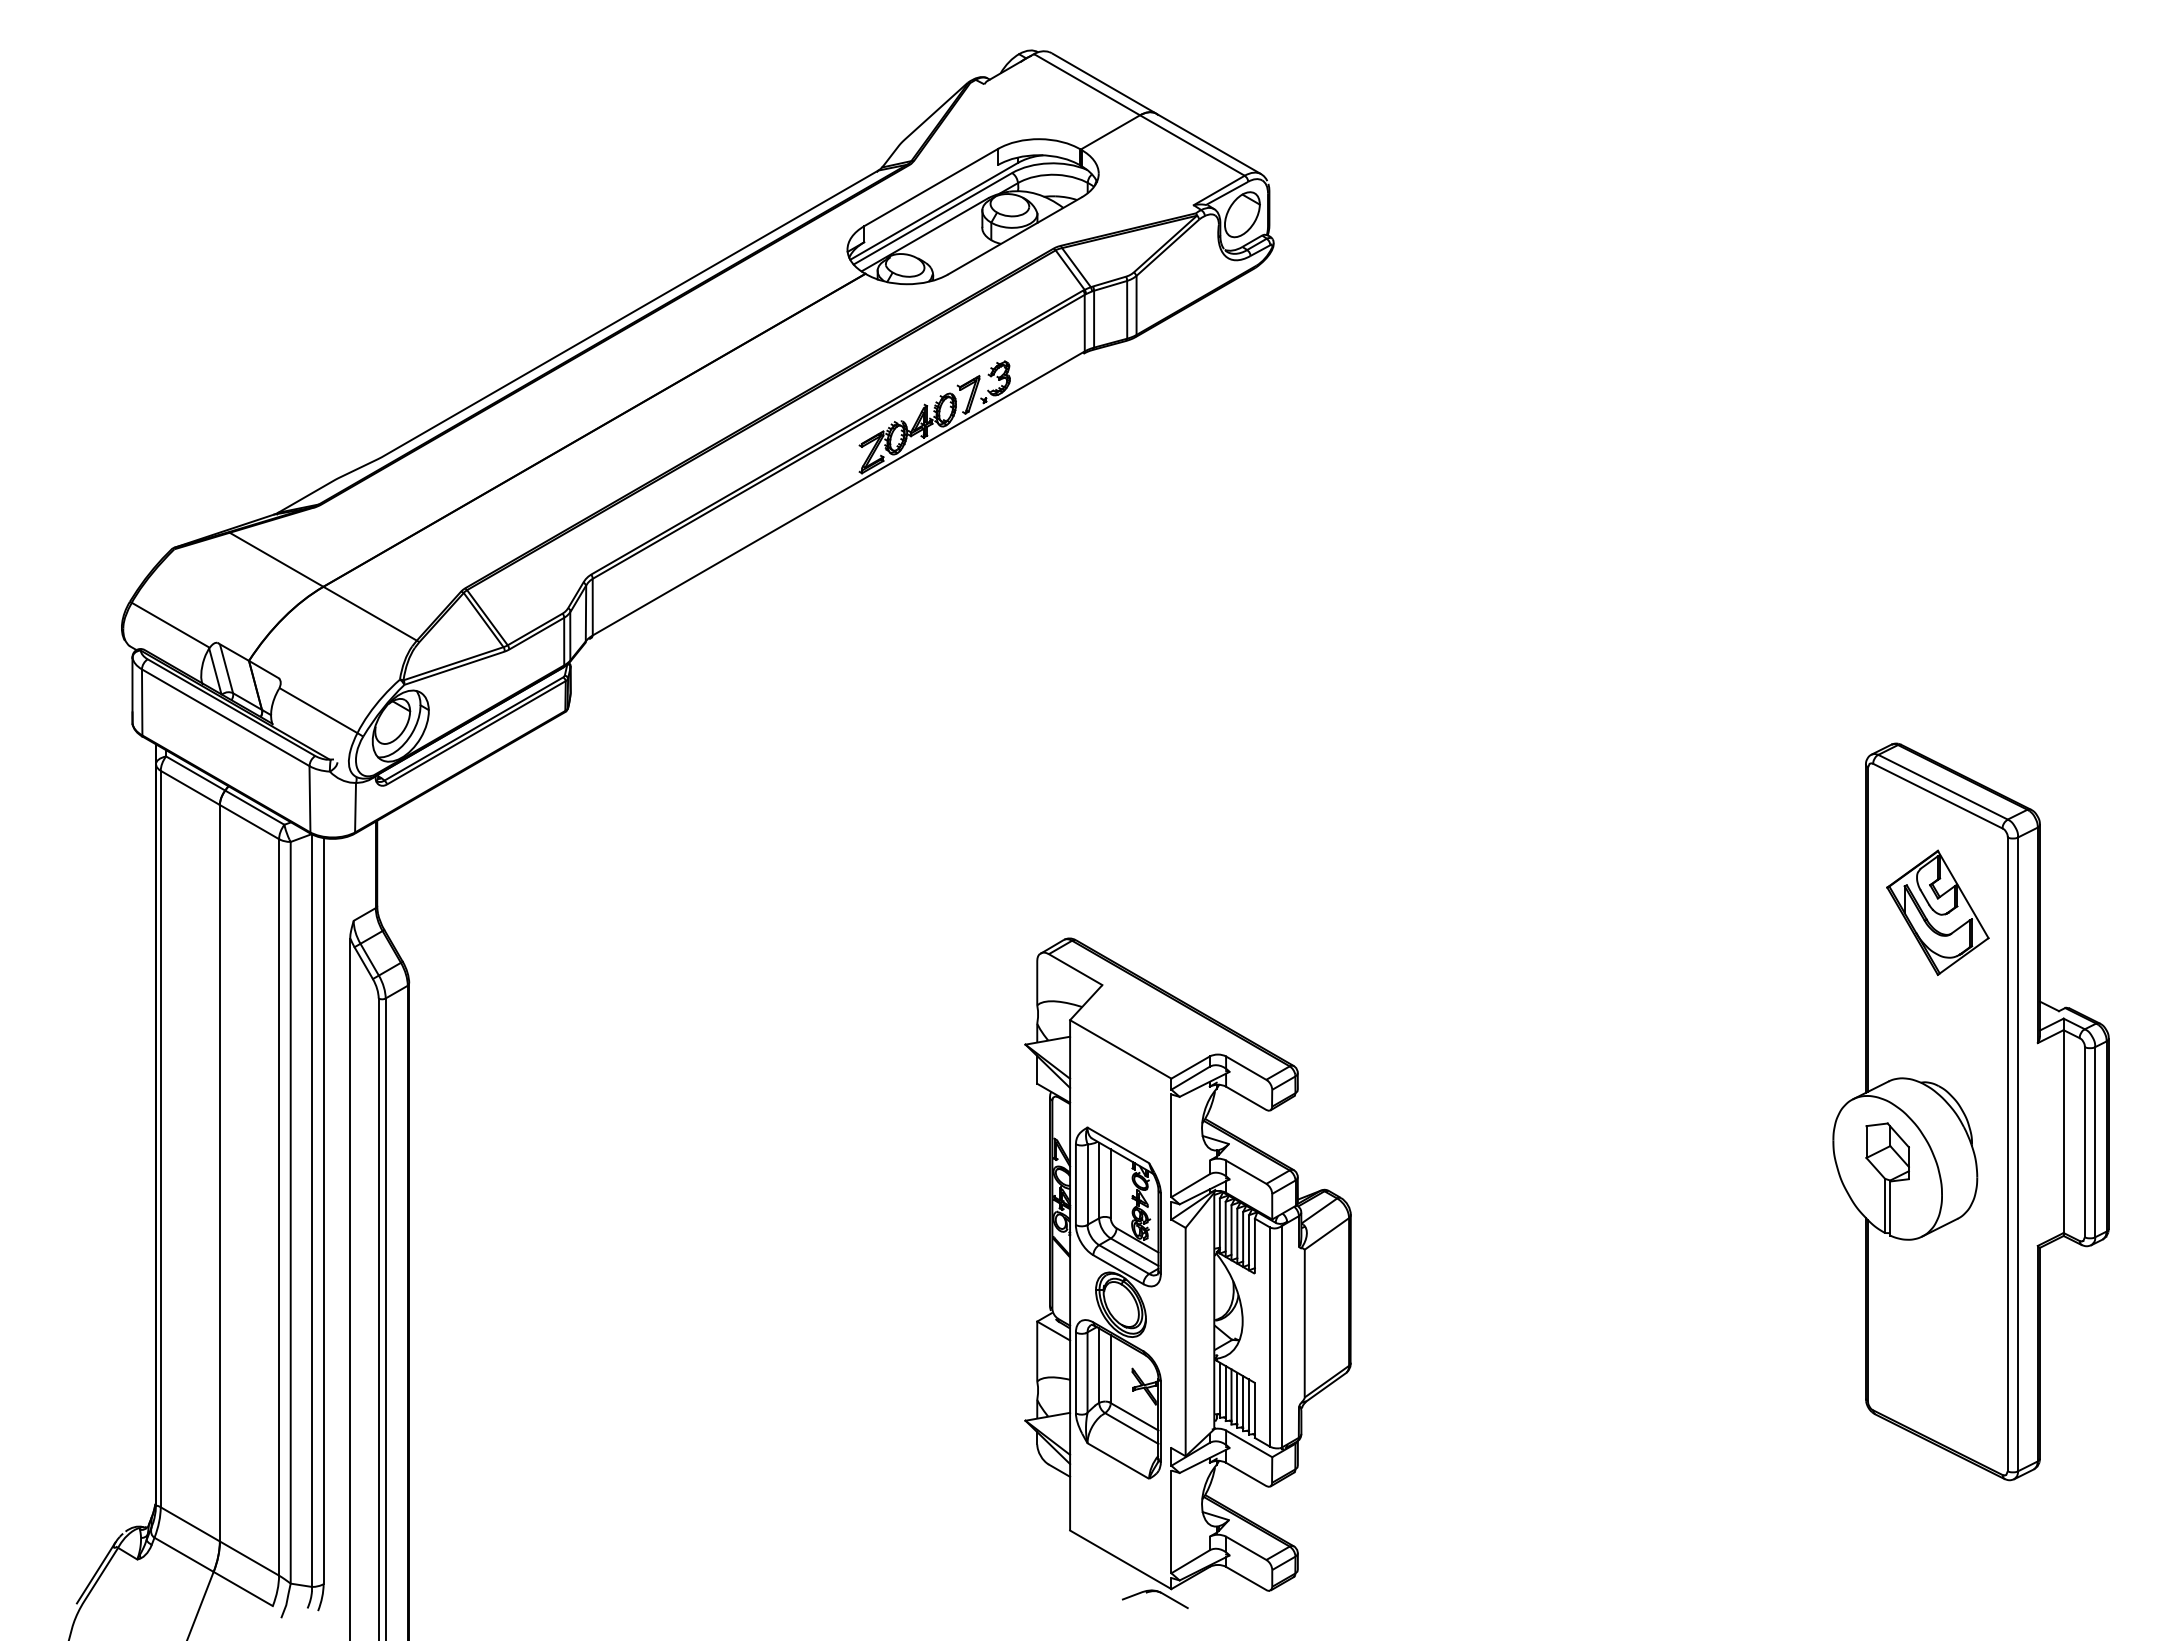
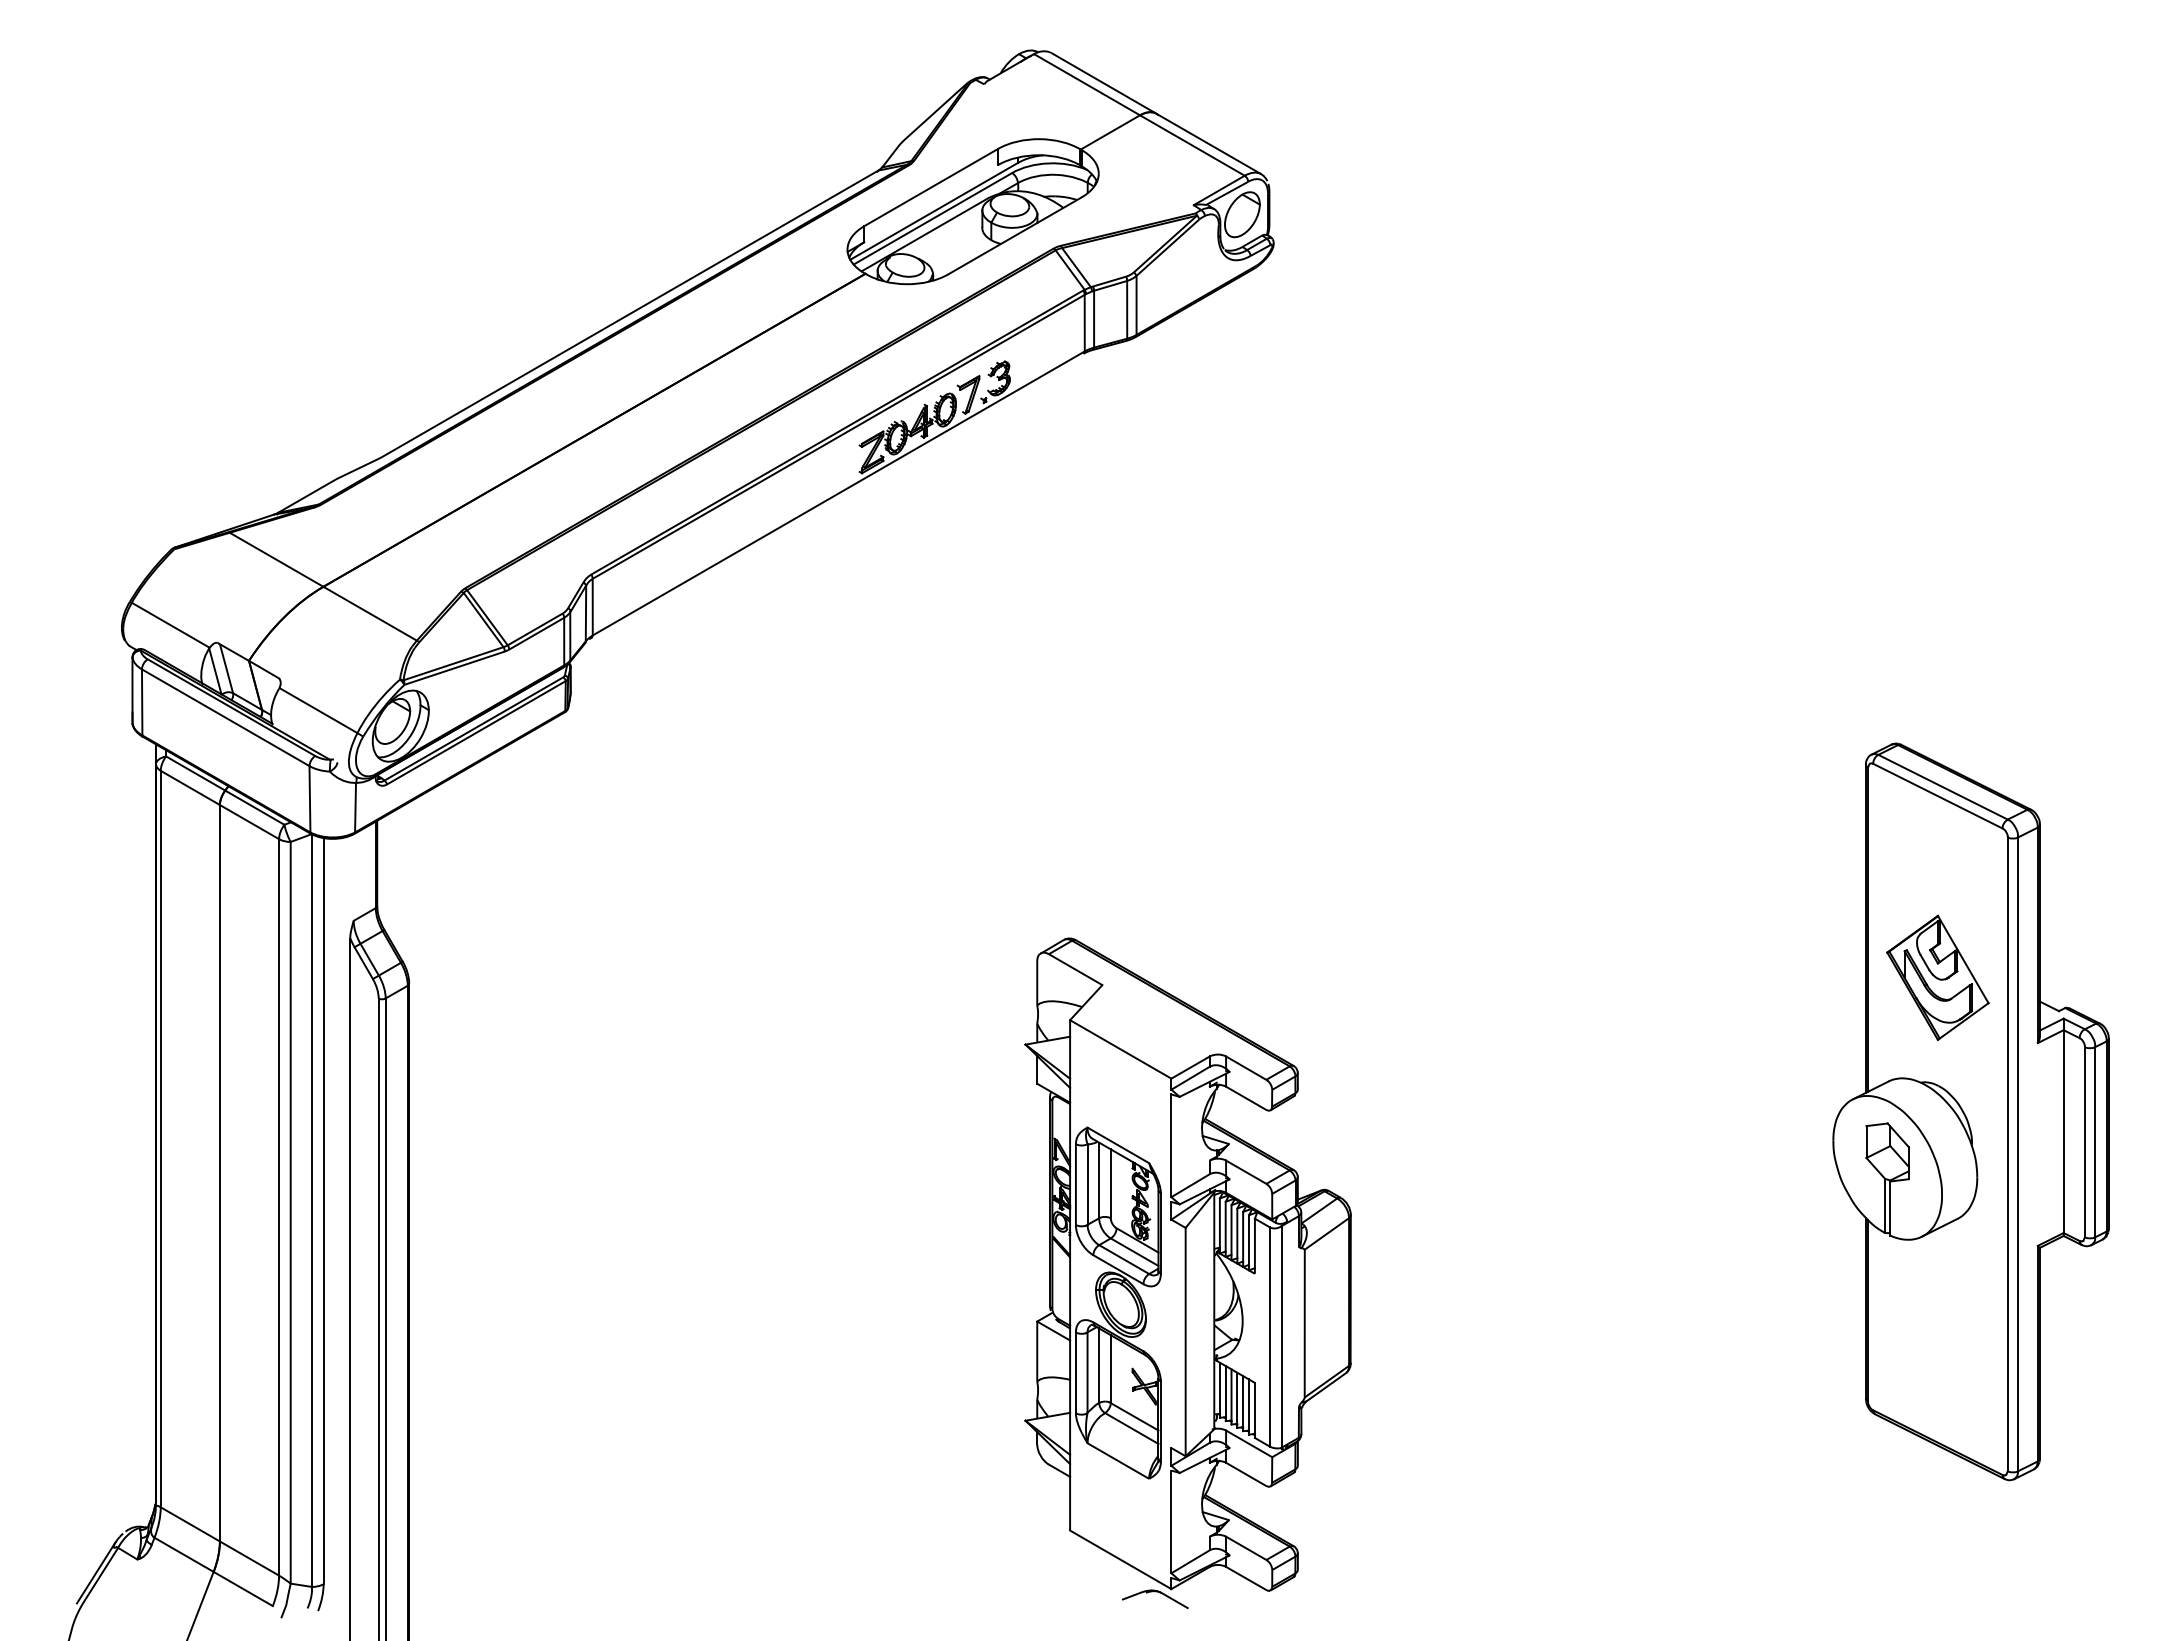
part position: (1937, 912) -> (1937, 977) (1937, 977)
